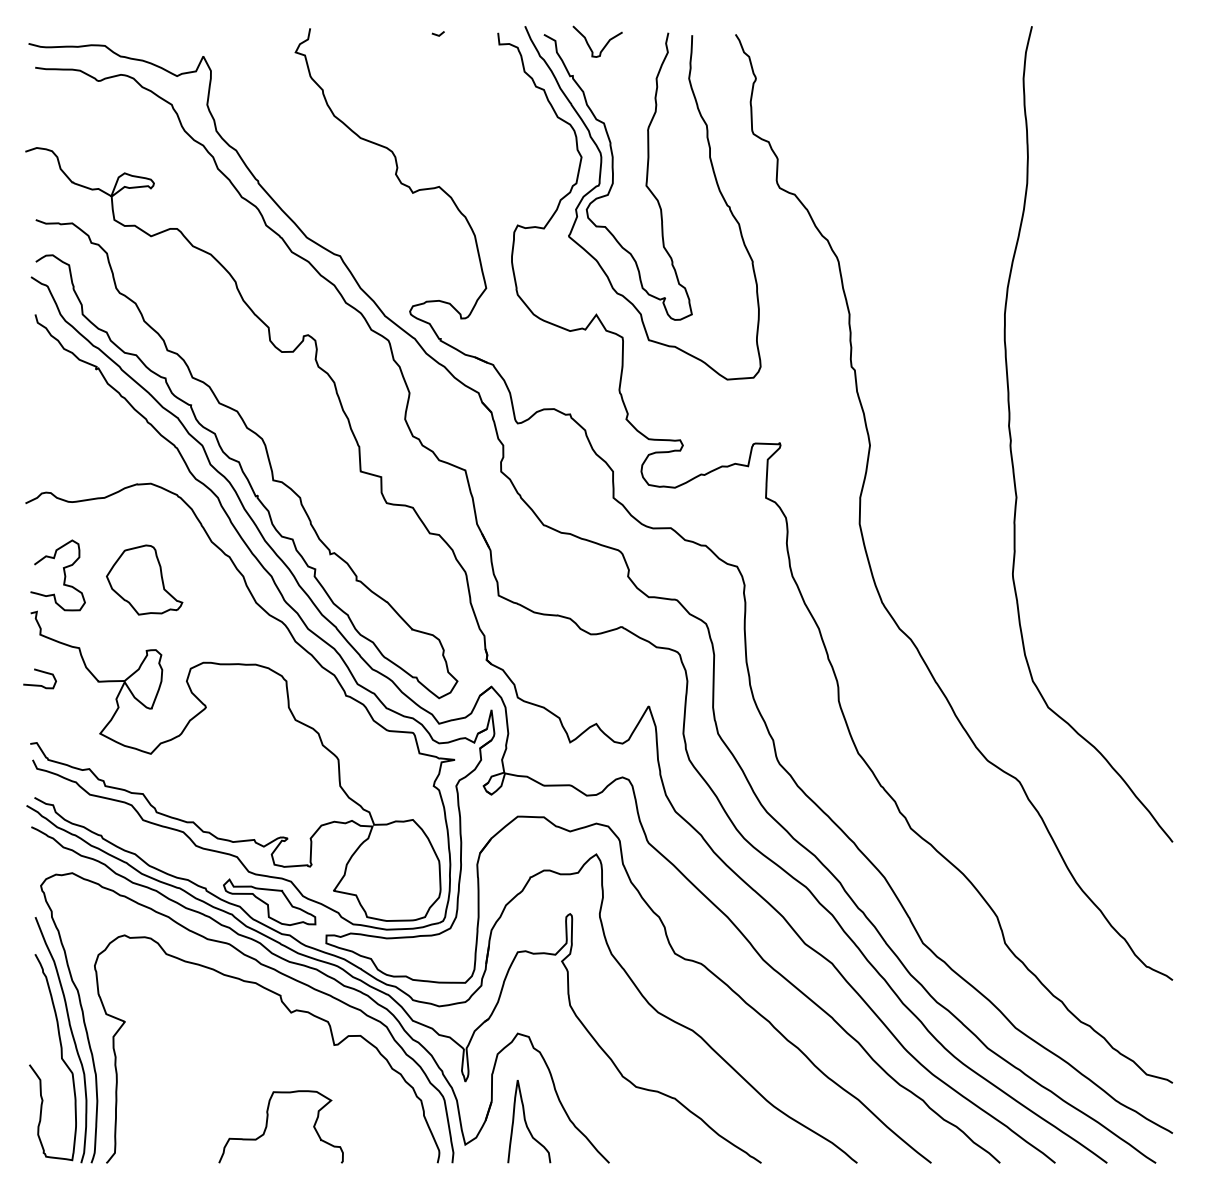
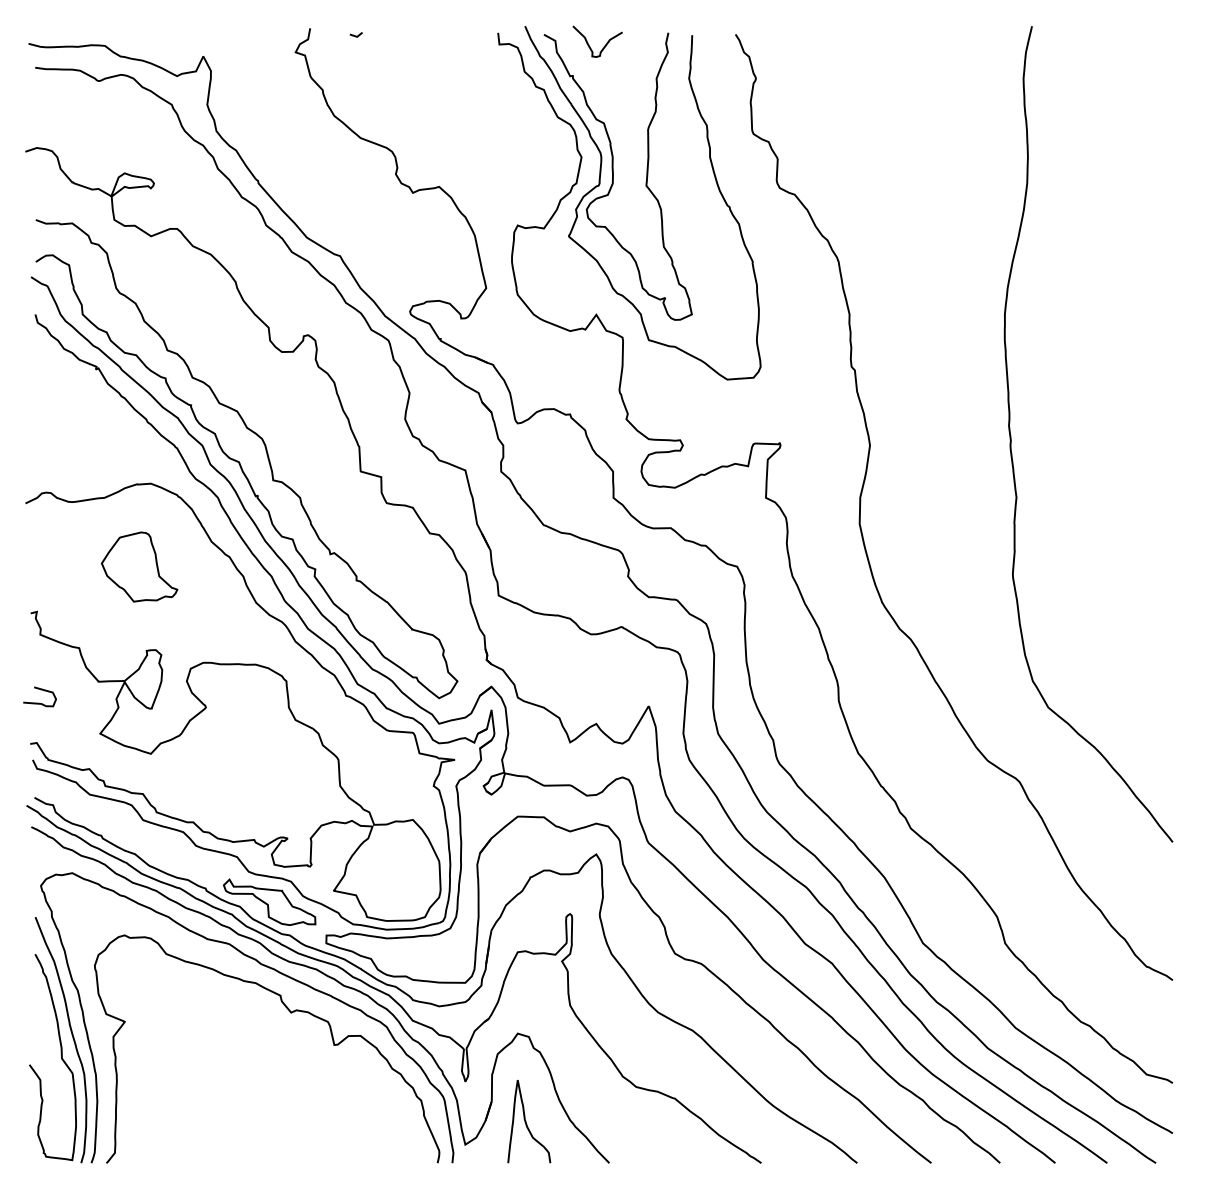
line position: (437, 34) -> (355, 35) (355, 35)
curve: present -> none (63, 573)
part position: (144, 579) -> (139, 566) (139, 566)
curve position: (39, 684) -> (39, 702) (39, 702)
curve: present -> none (267, 1126)
